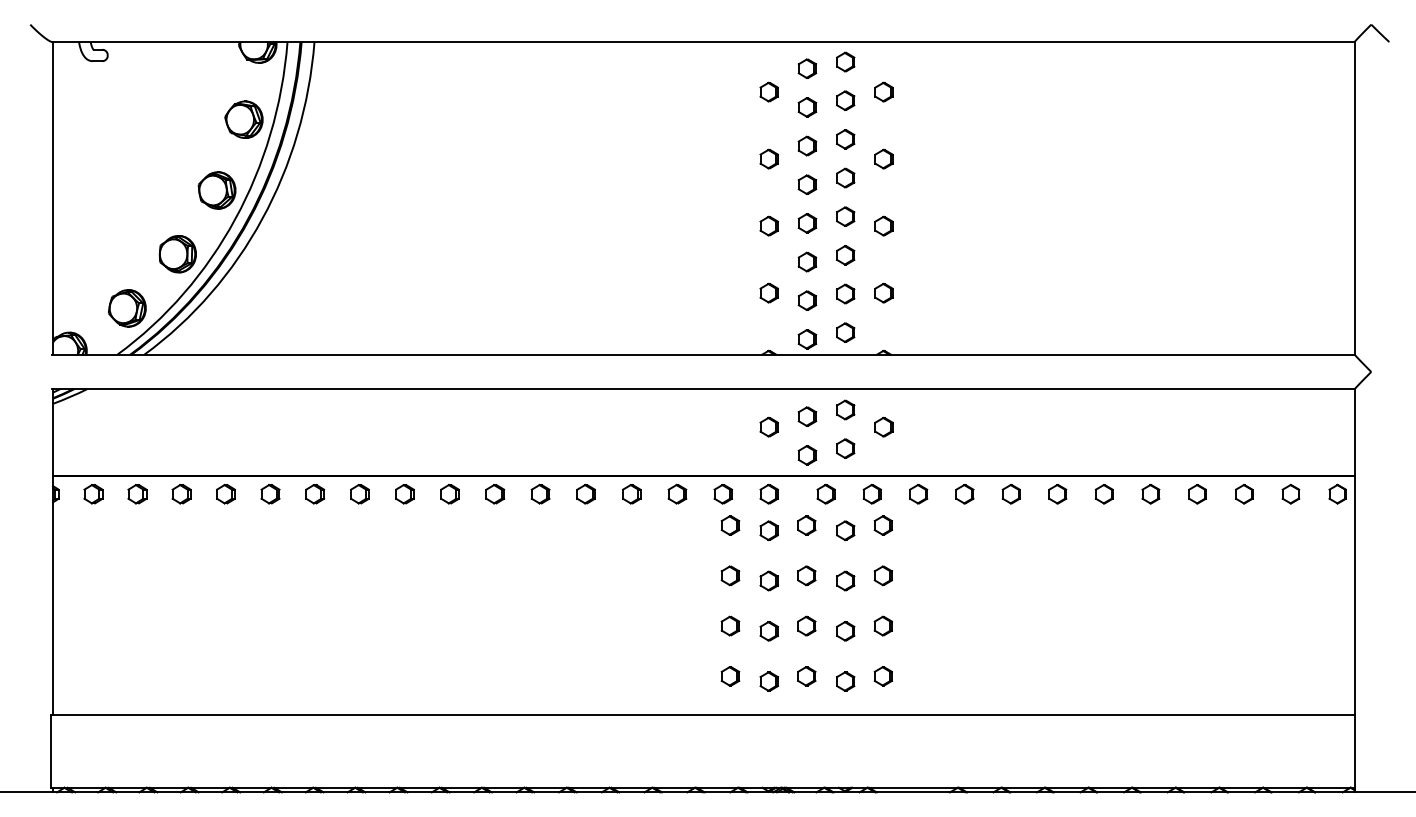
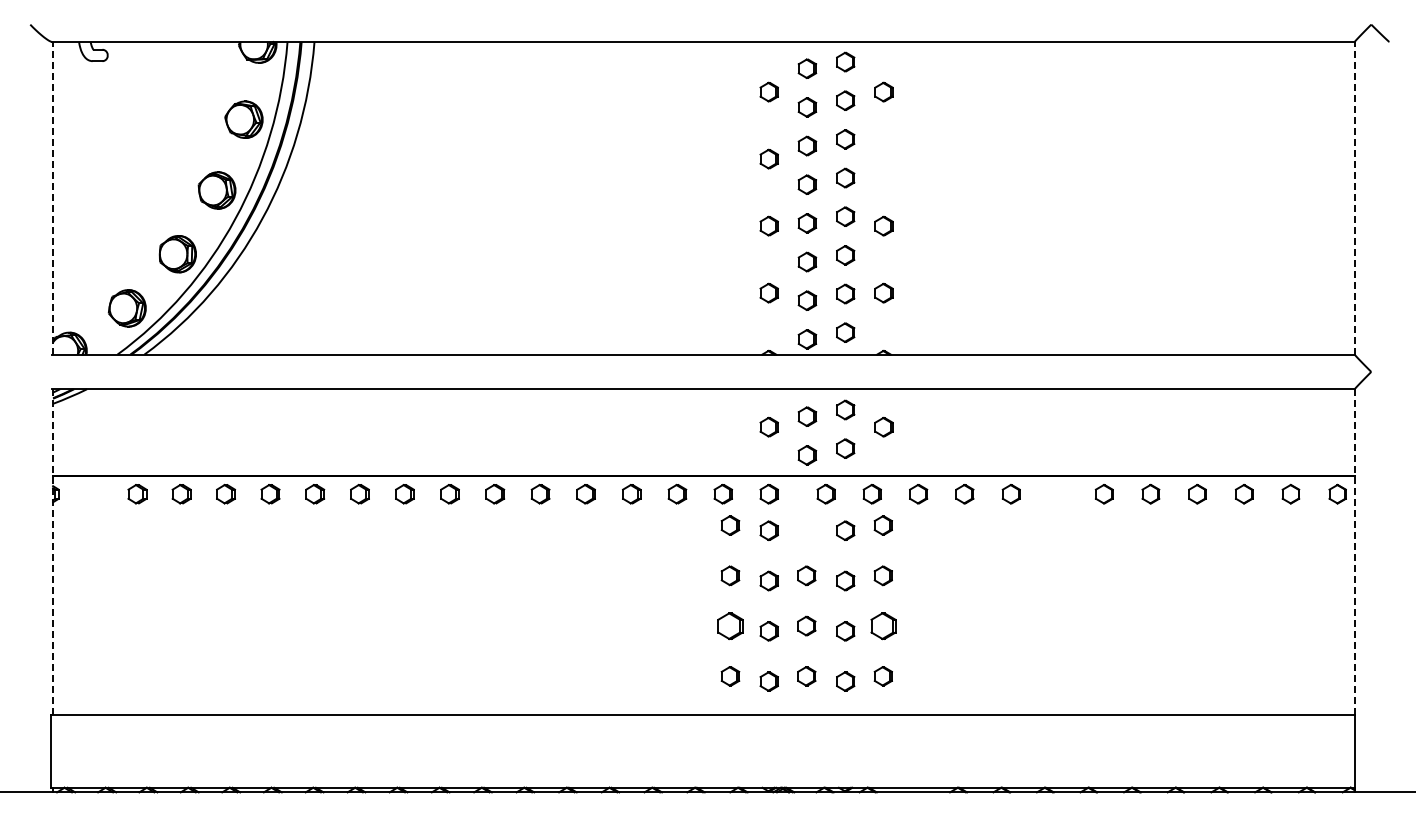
part: present -> none (883, 158)
line: solid -> dashed (53, 197)
line: solid -> dashed (1354, 197)
part: present -> none (93, 494)
part: present -> none (1057, 494)
part: present -> none (806, 525)
line: solid -> dashed (53, 551)
line: solid -> dashed (1354, 551)
part size: 21x22 px -> 27x29 px (730, 626)
part size: 20x22 px -> 27x29 px (883, 626)
